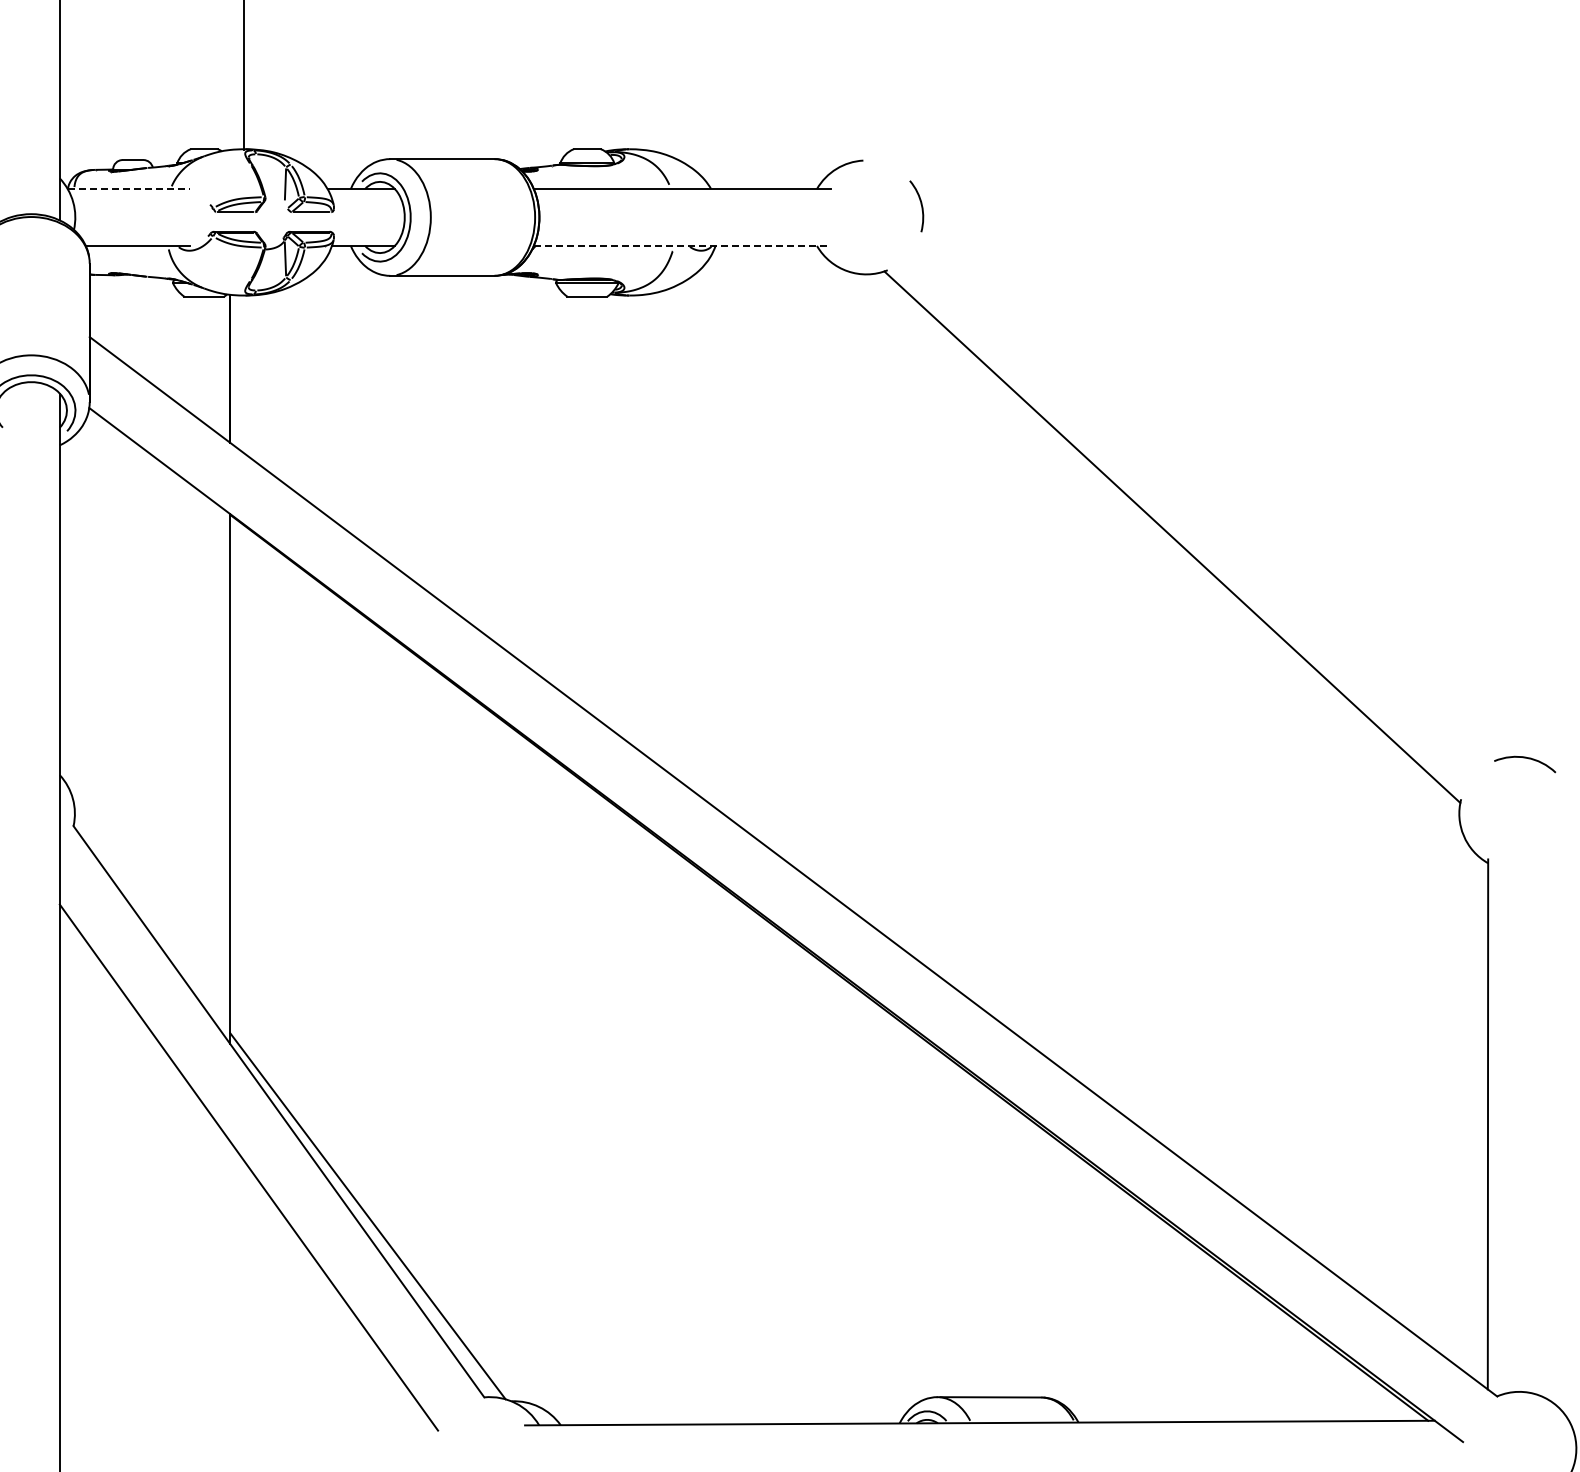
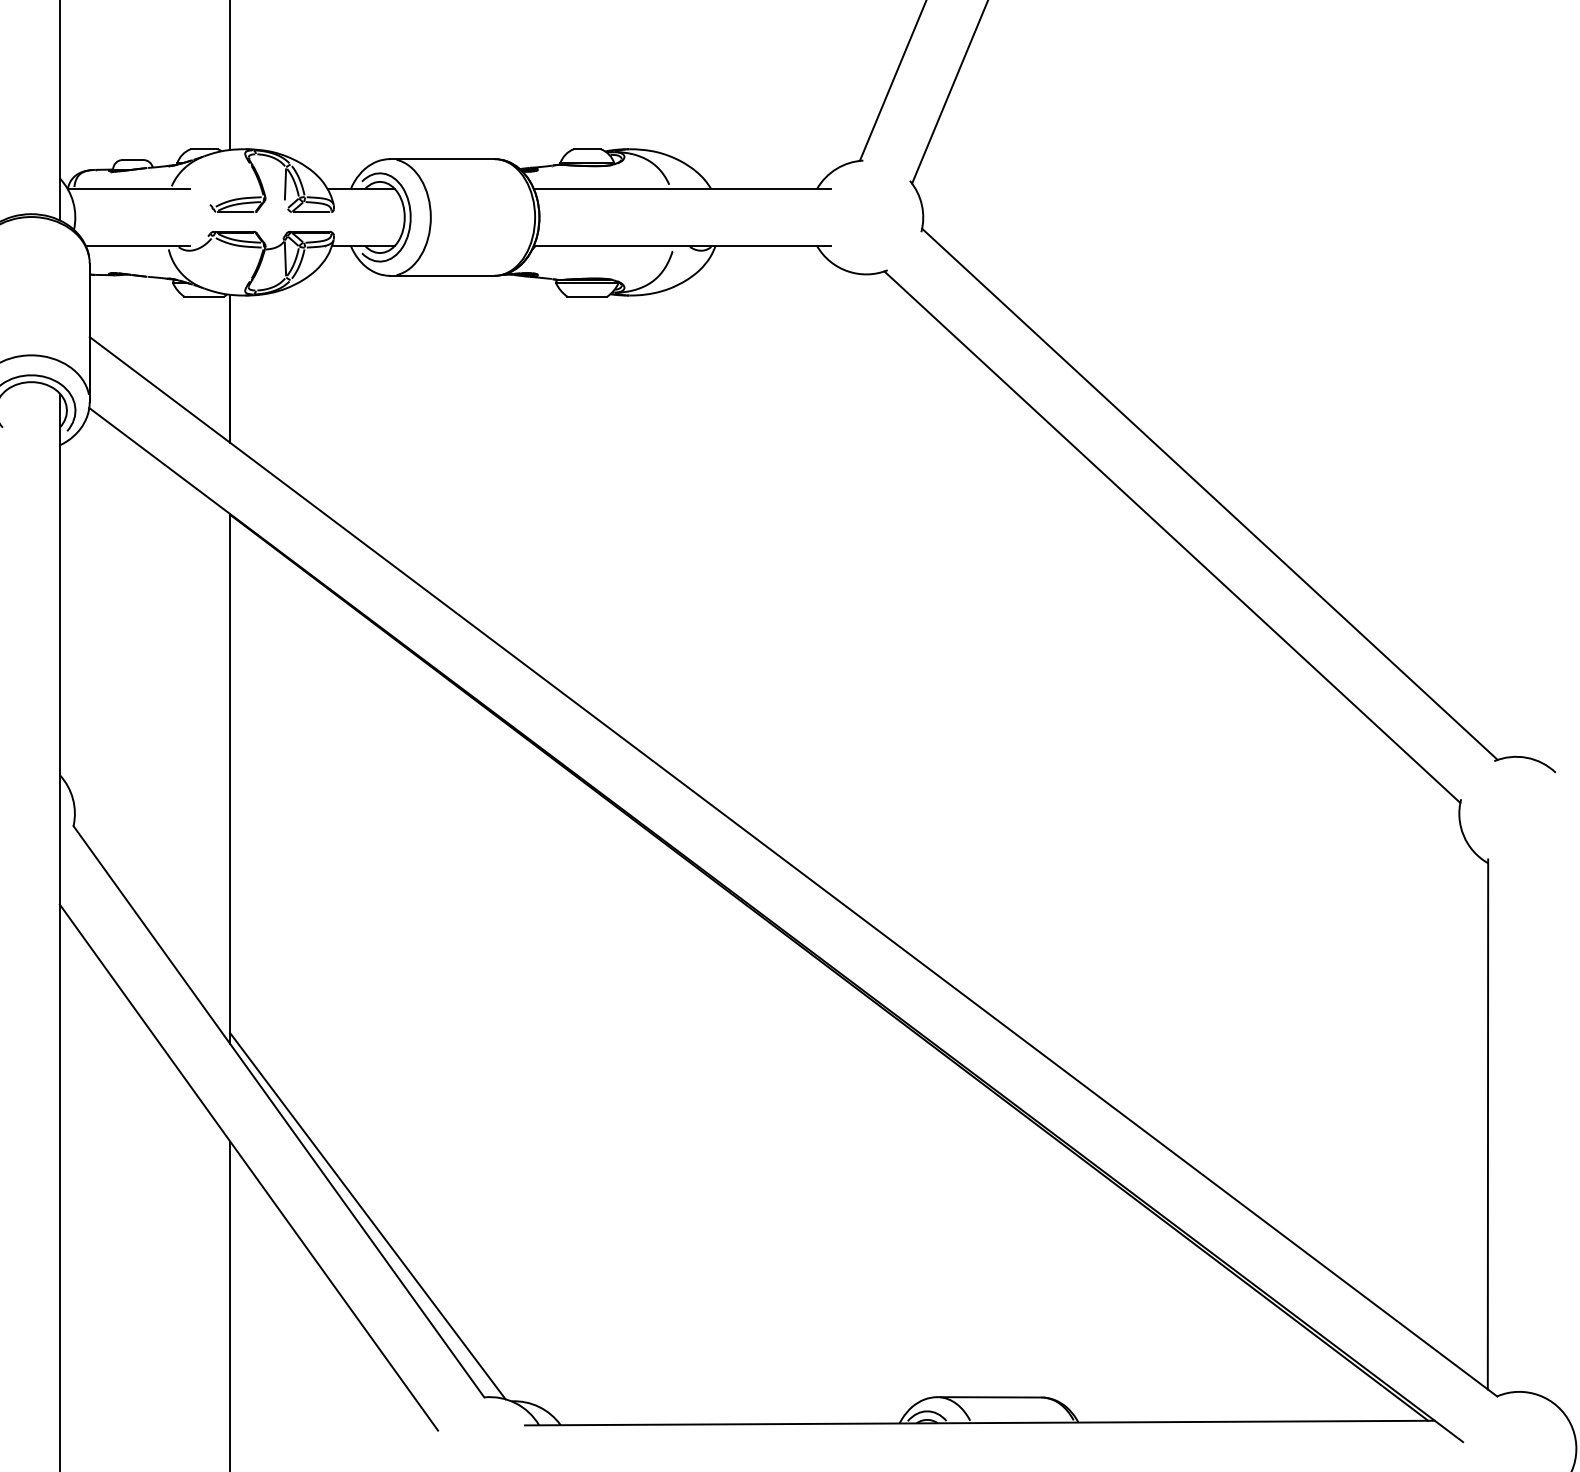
line position: (244, 75) -> (230, 75) (230, 75)
line: none -> present (892, 81)
line: none -> present (949, 92)
line: dashed -> solid (129, 189)
line: dashed -> solid (682, 245)
line: none -> present (1209, 493)
line: none -> present (230, 1304)
